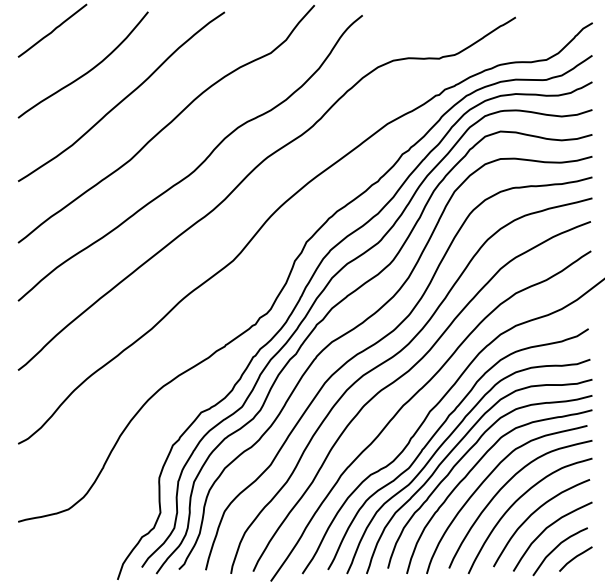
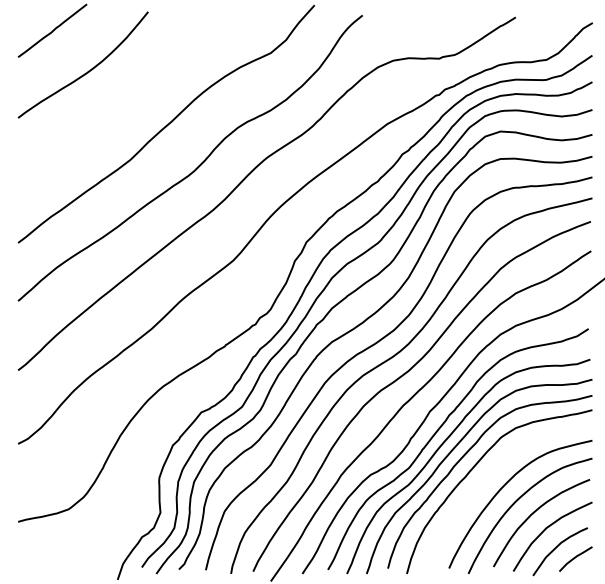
curve: present -> none (123, 98)
curve: present -> none (484, 482)
